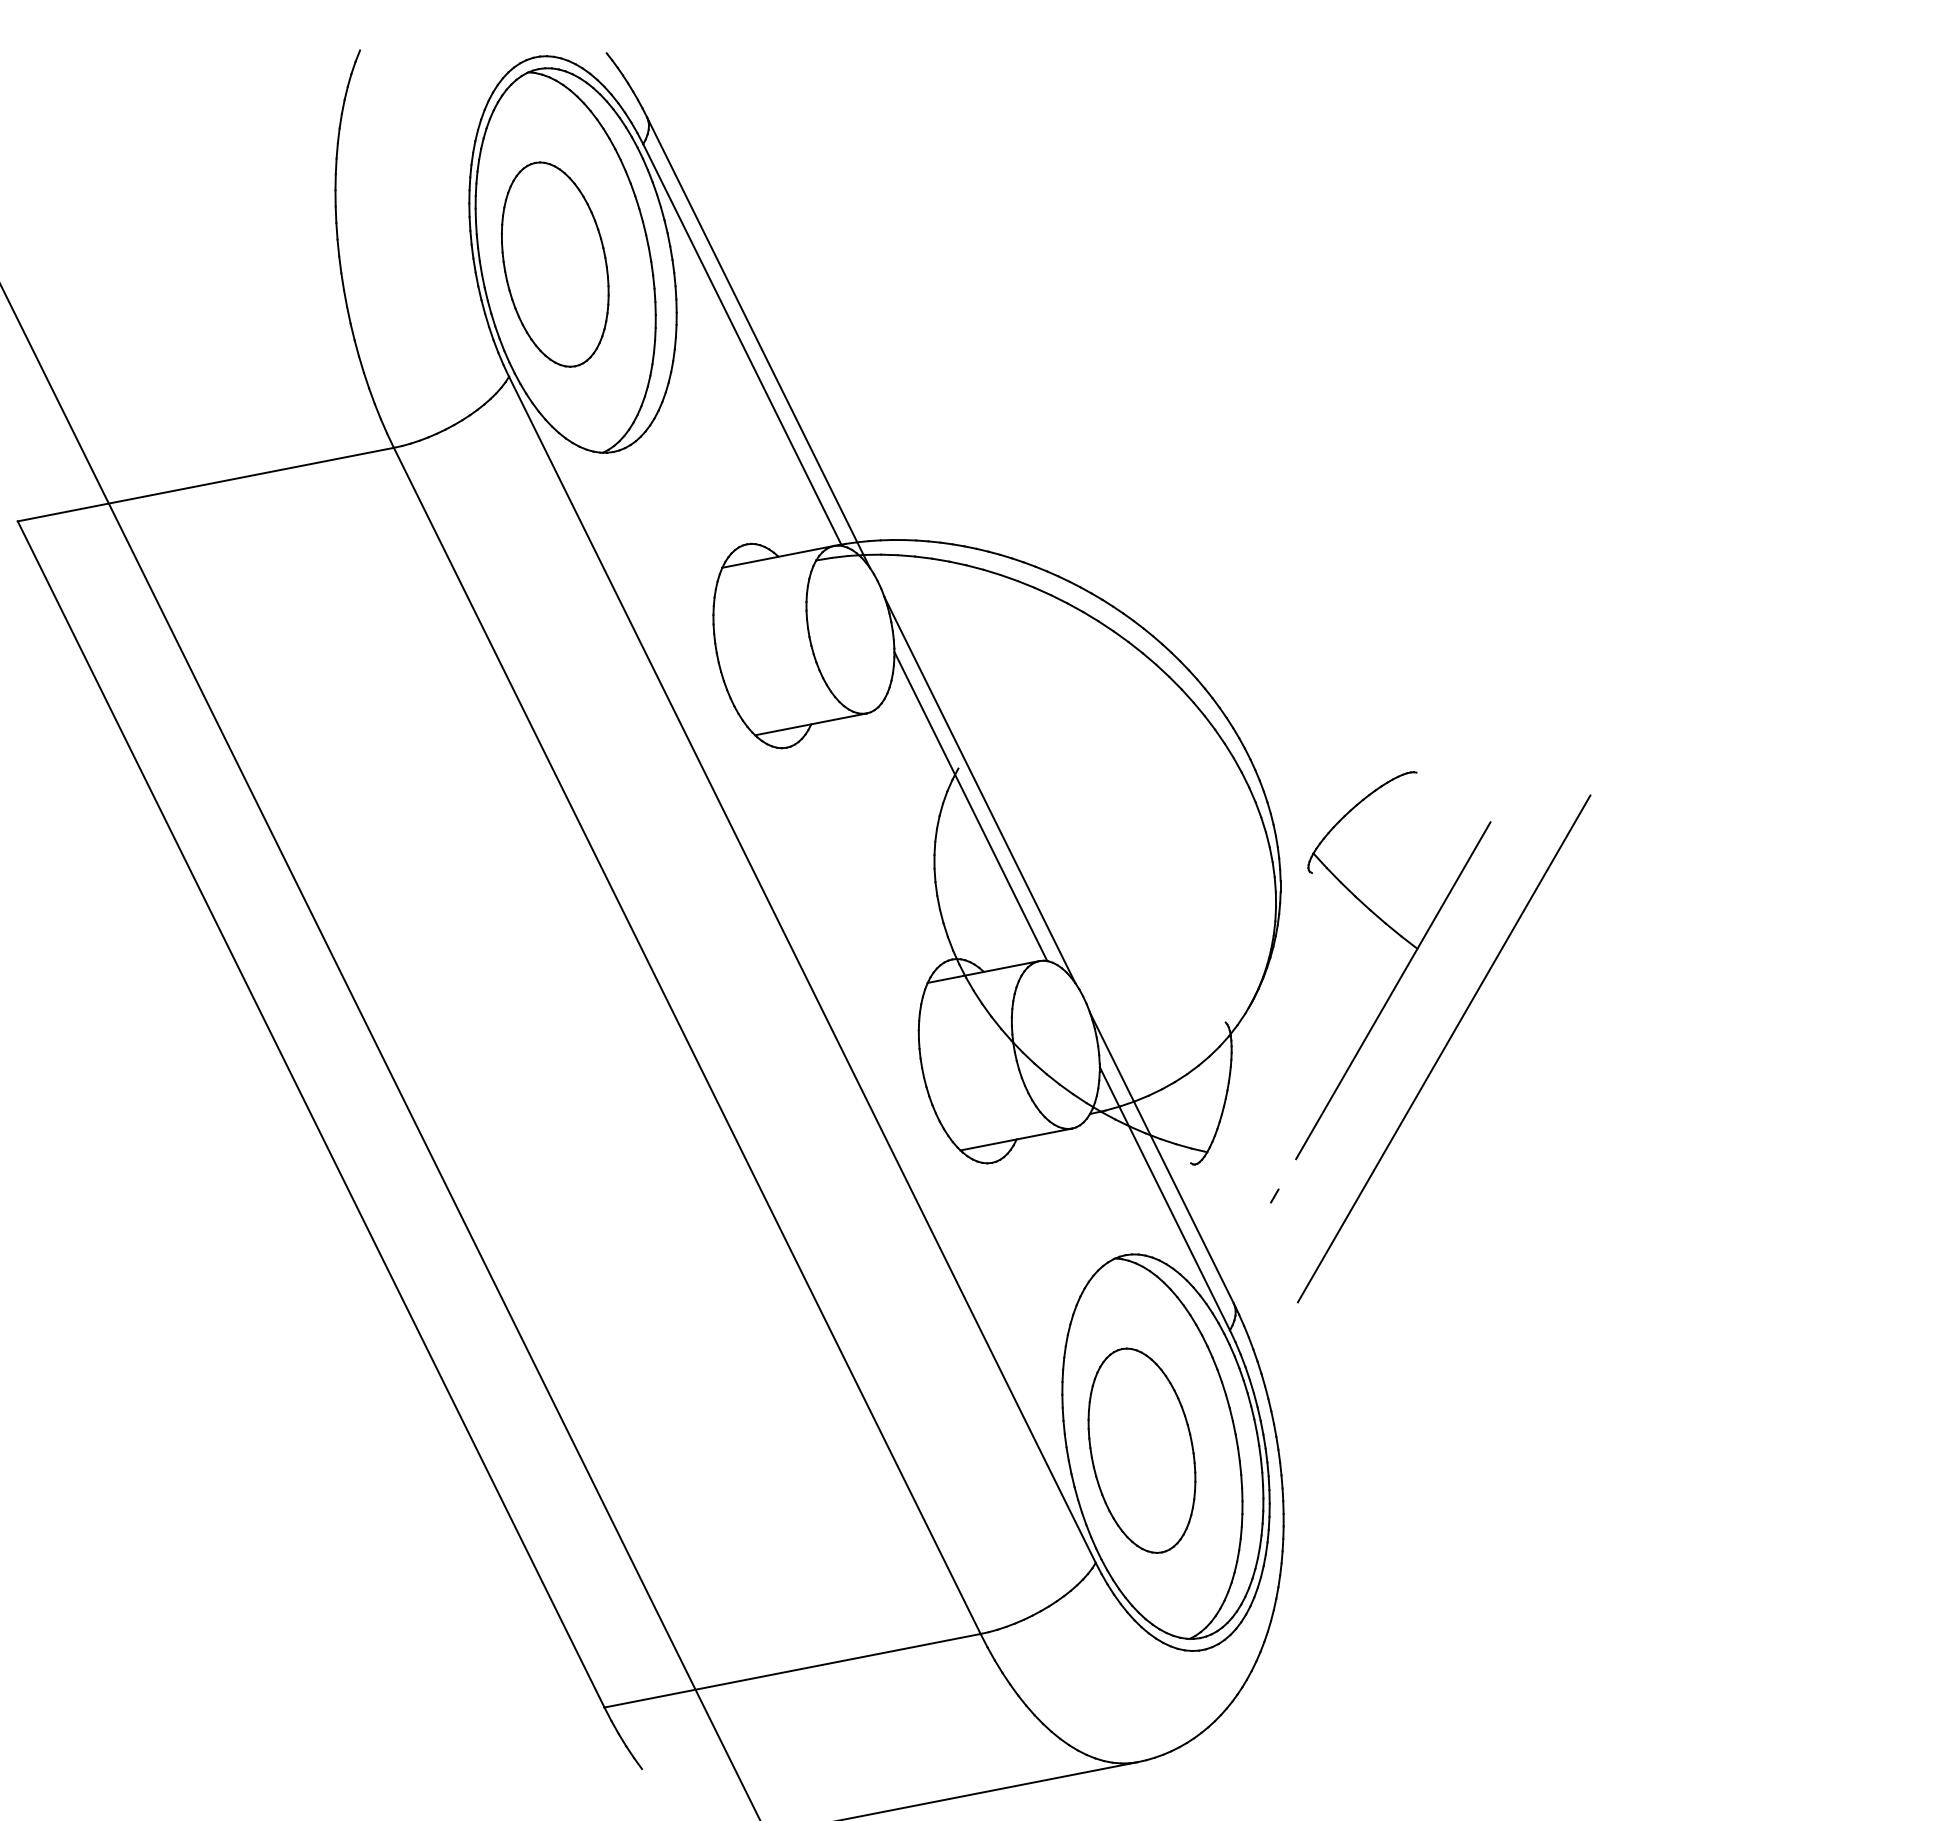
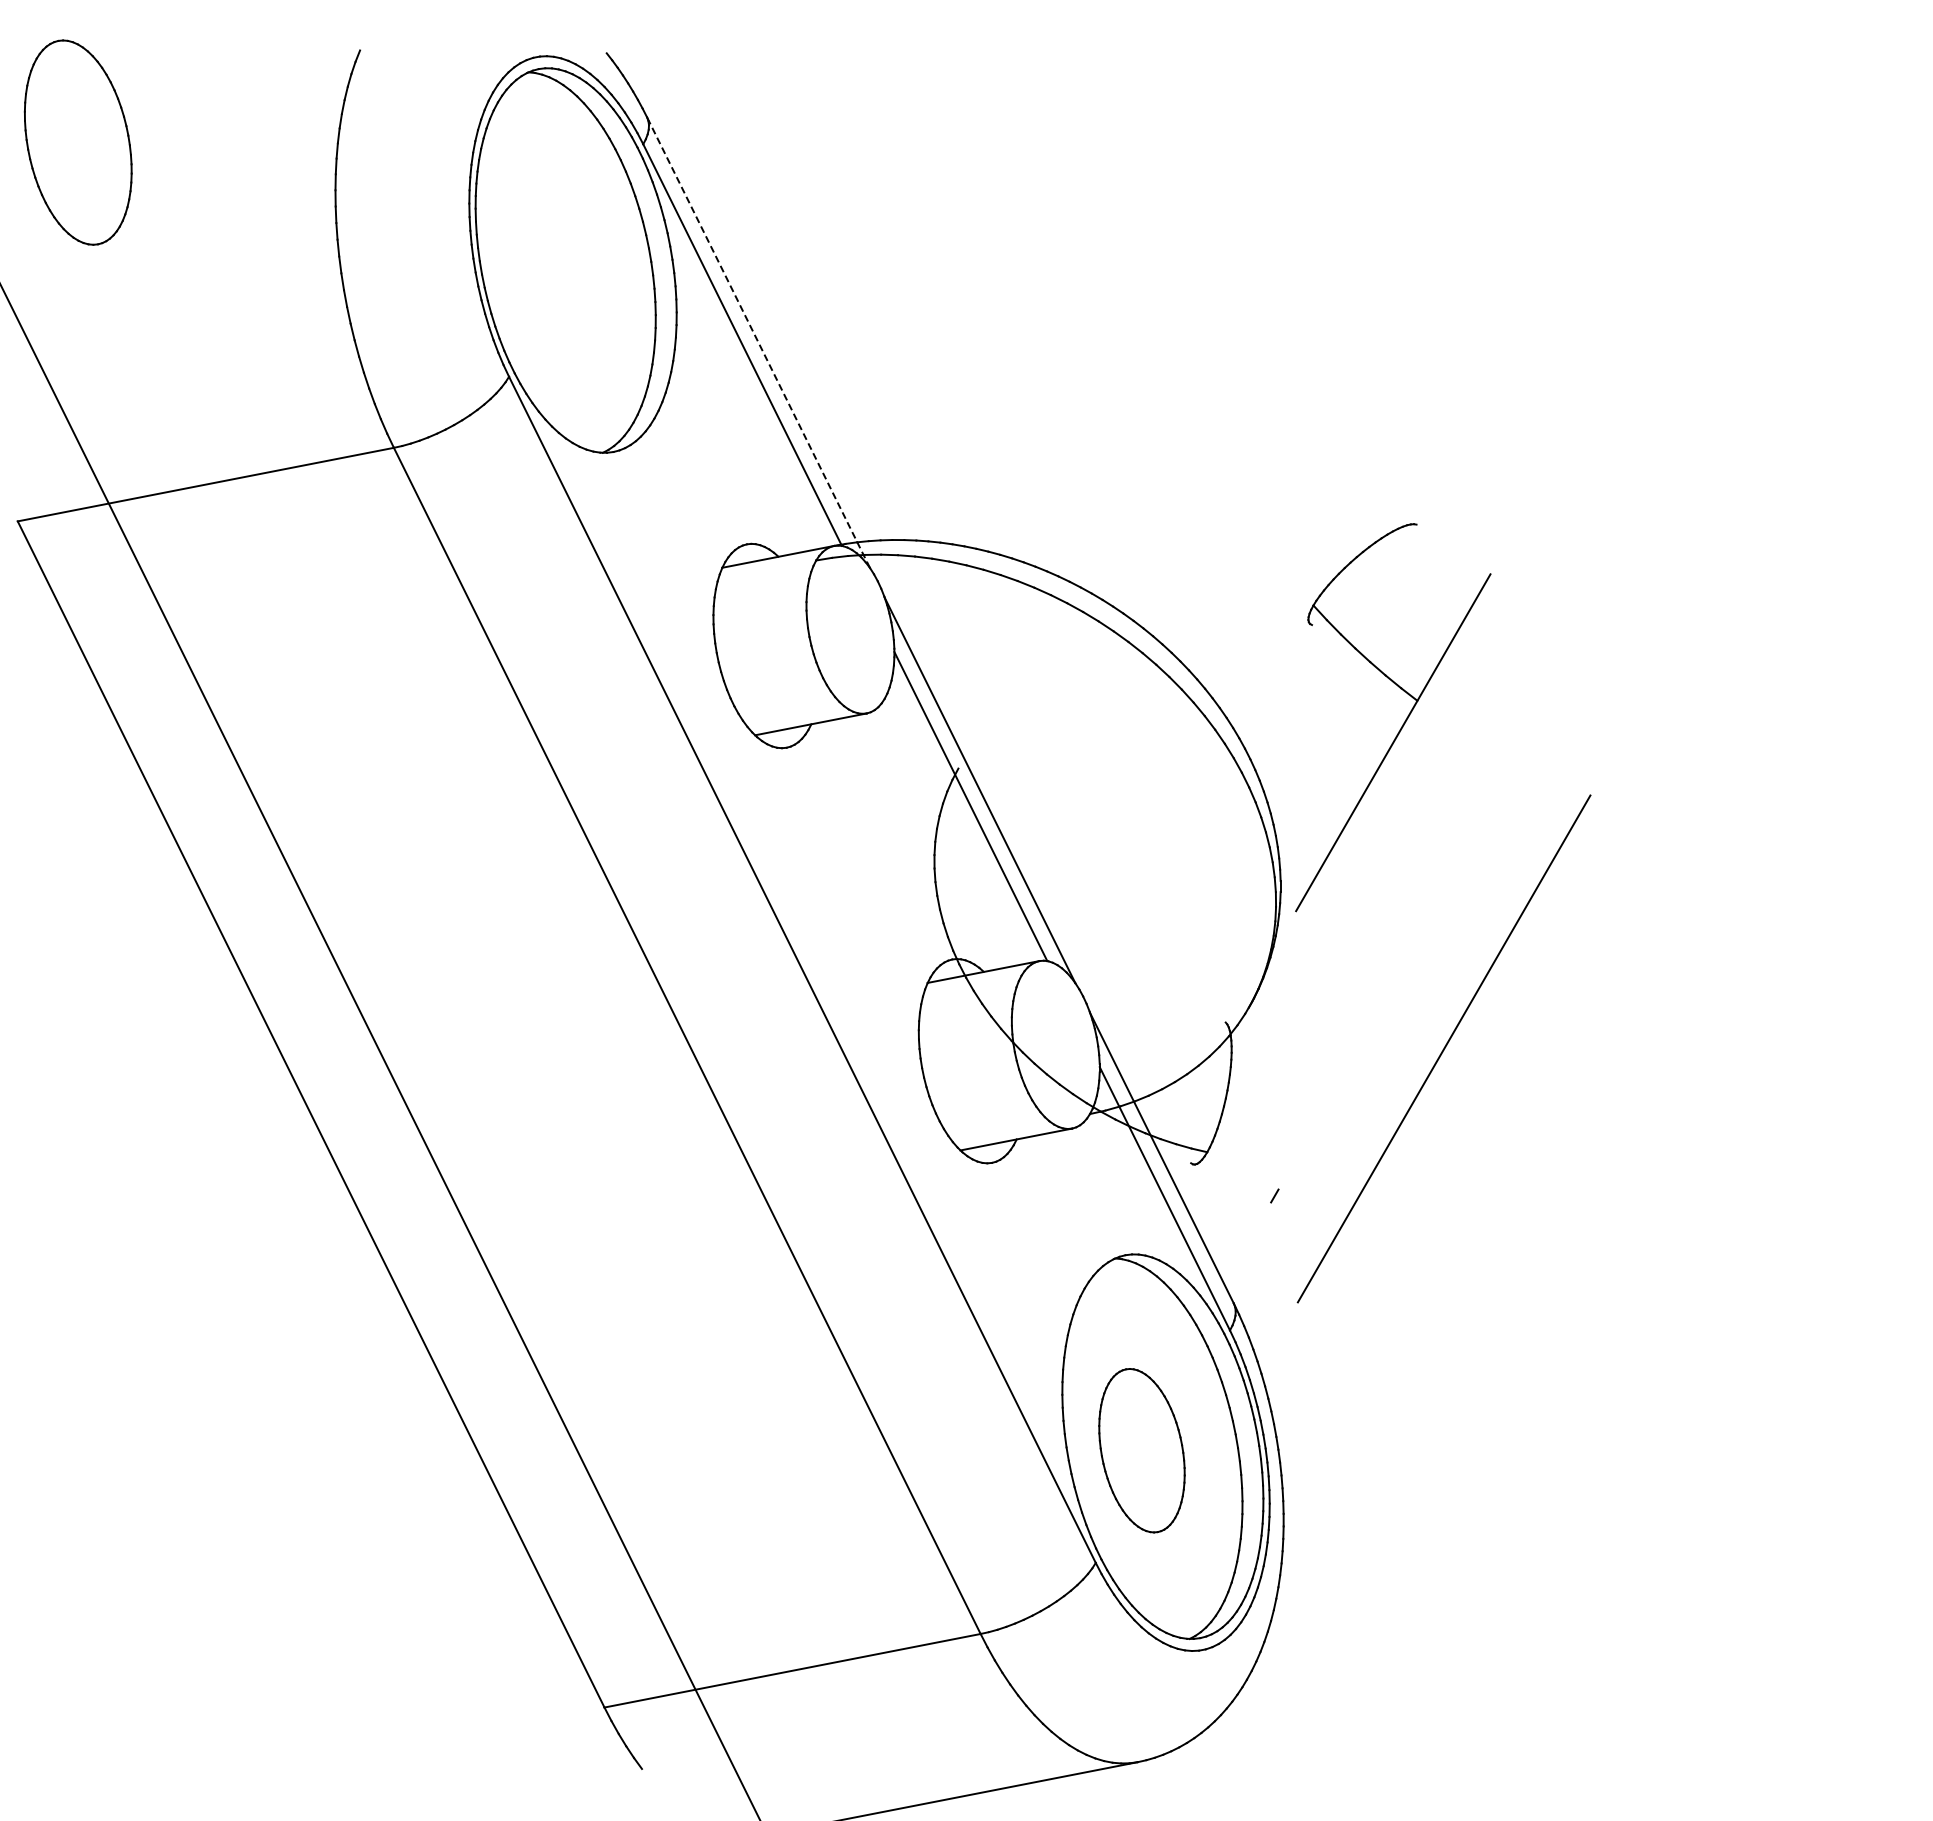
part position: (554, 264) -> (77, 142) (77, 142)
line: solid -> dashed (758, 342)
part position: (1403, 970) -> (1403, 722) (1403, 722)
part size: 110x207 px -> 88x166 px (1141, 1450)
